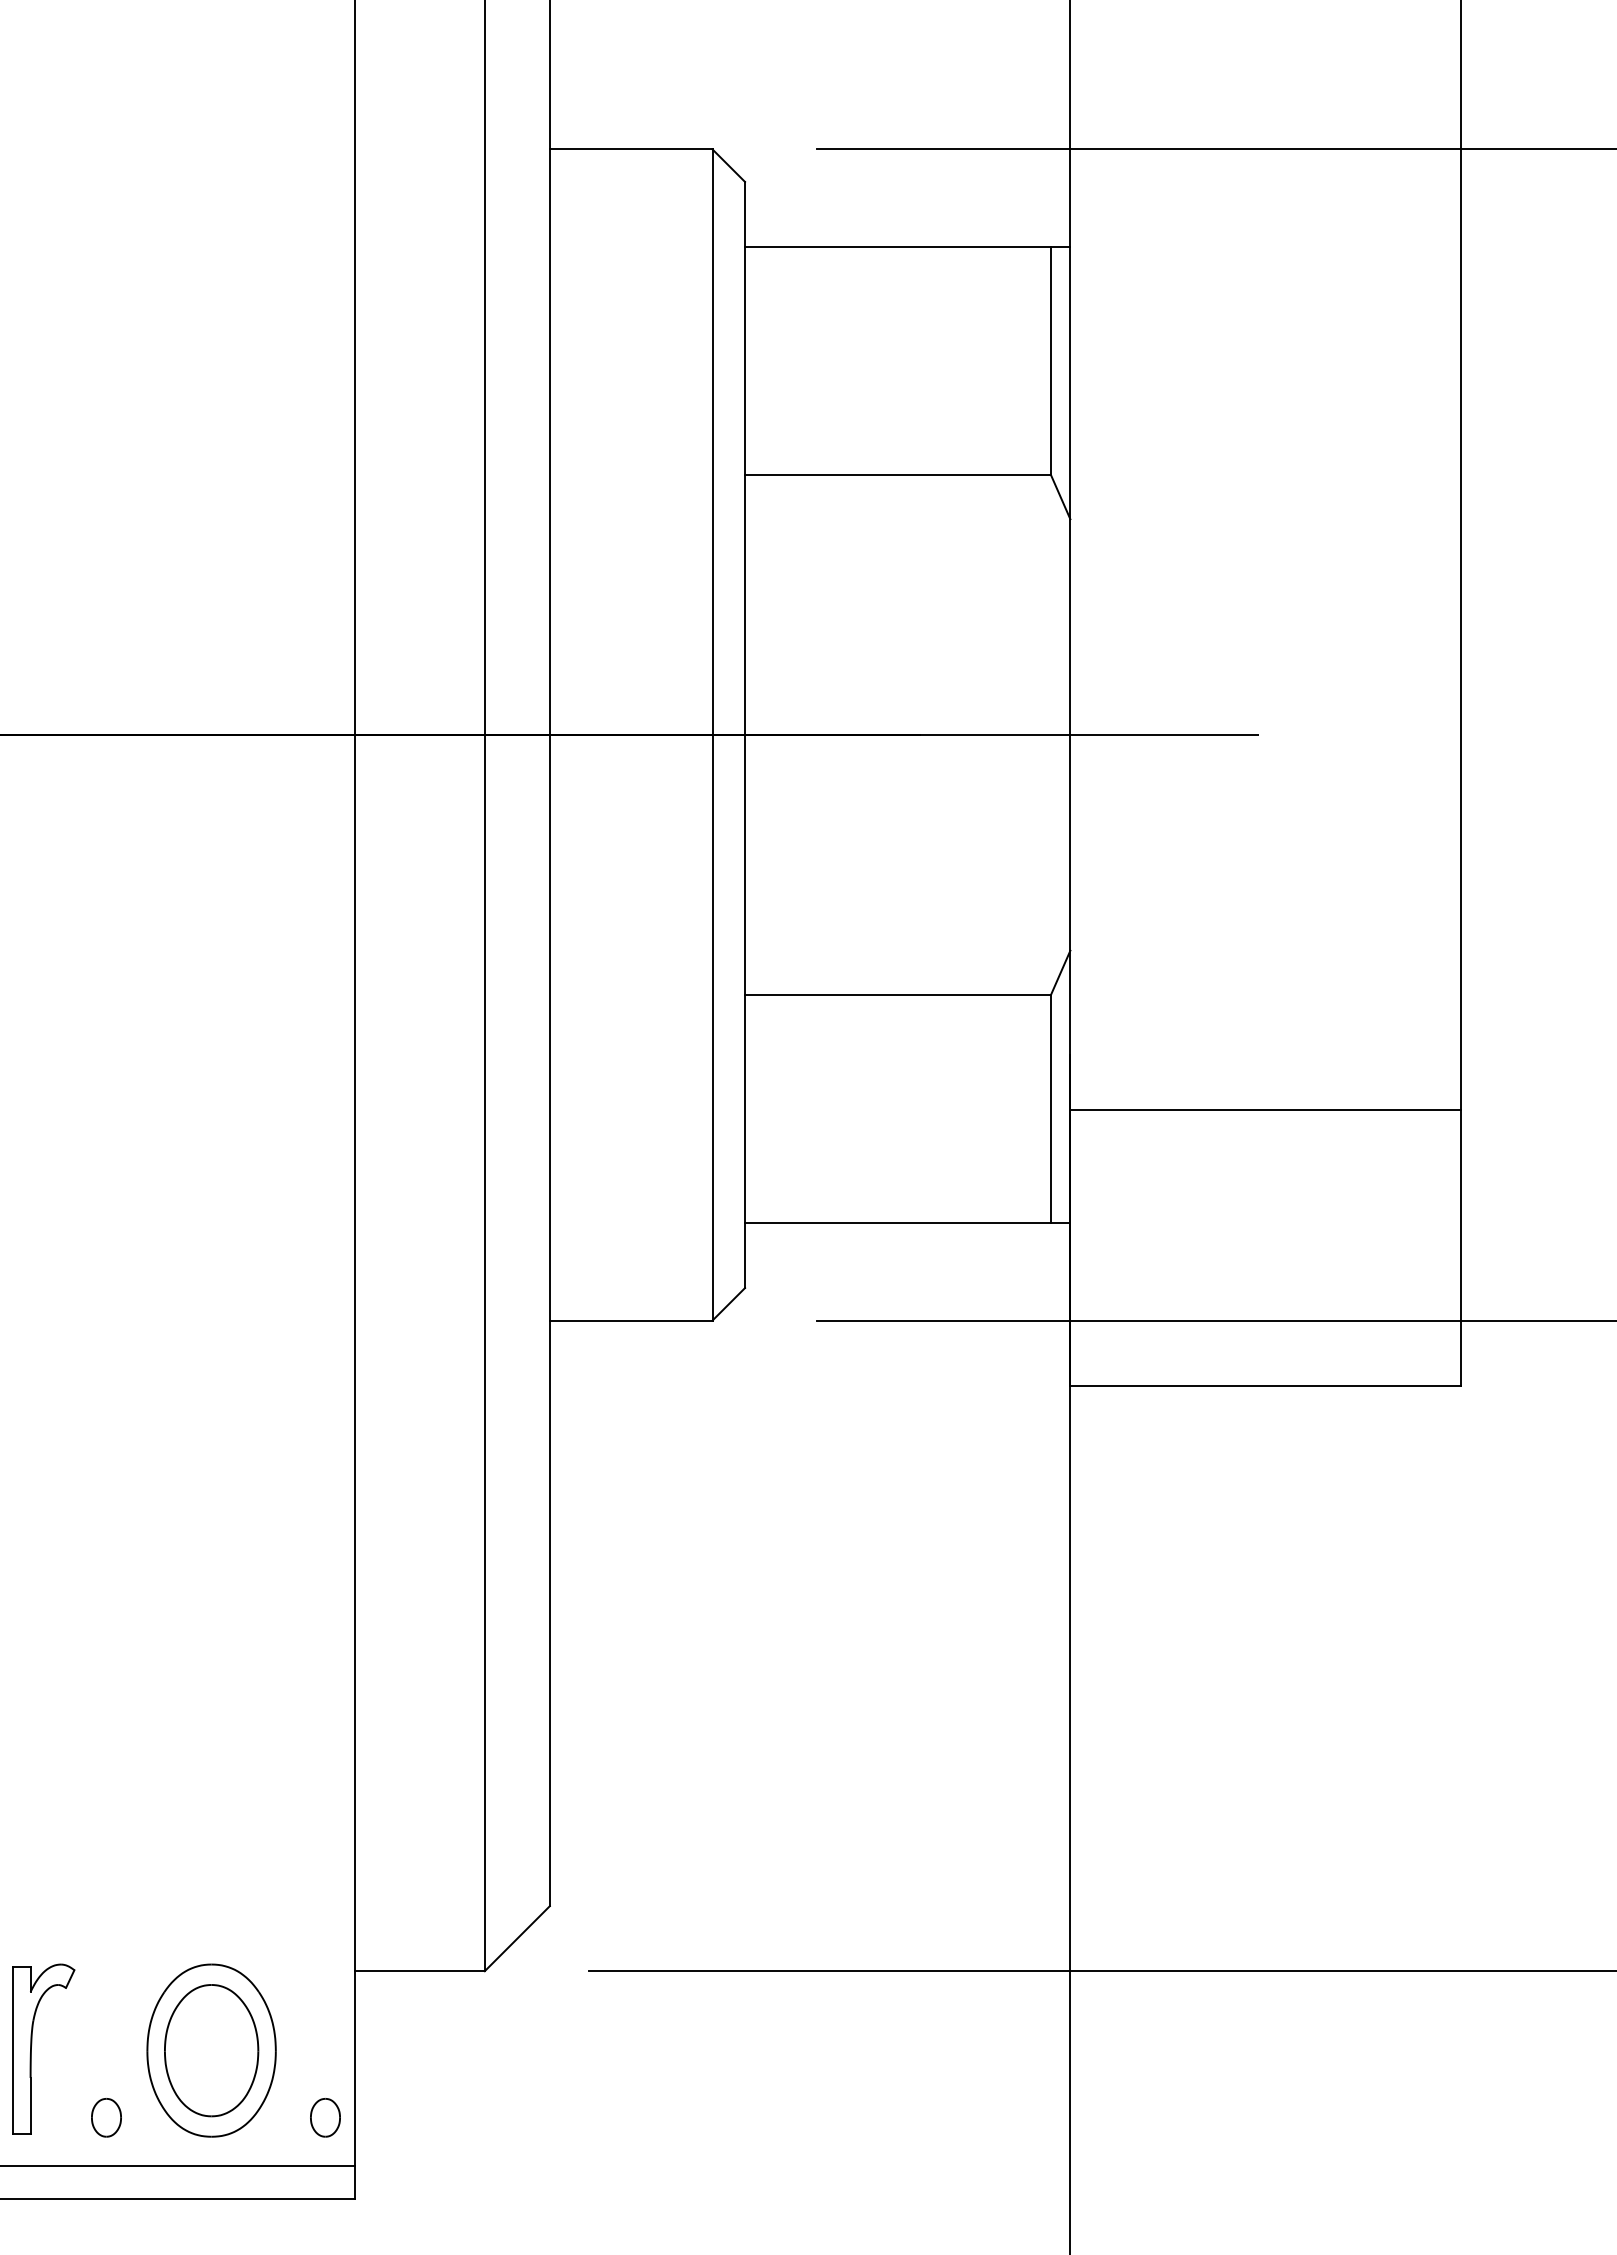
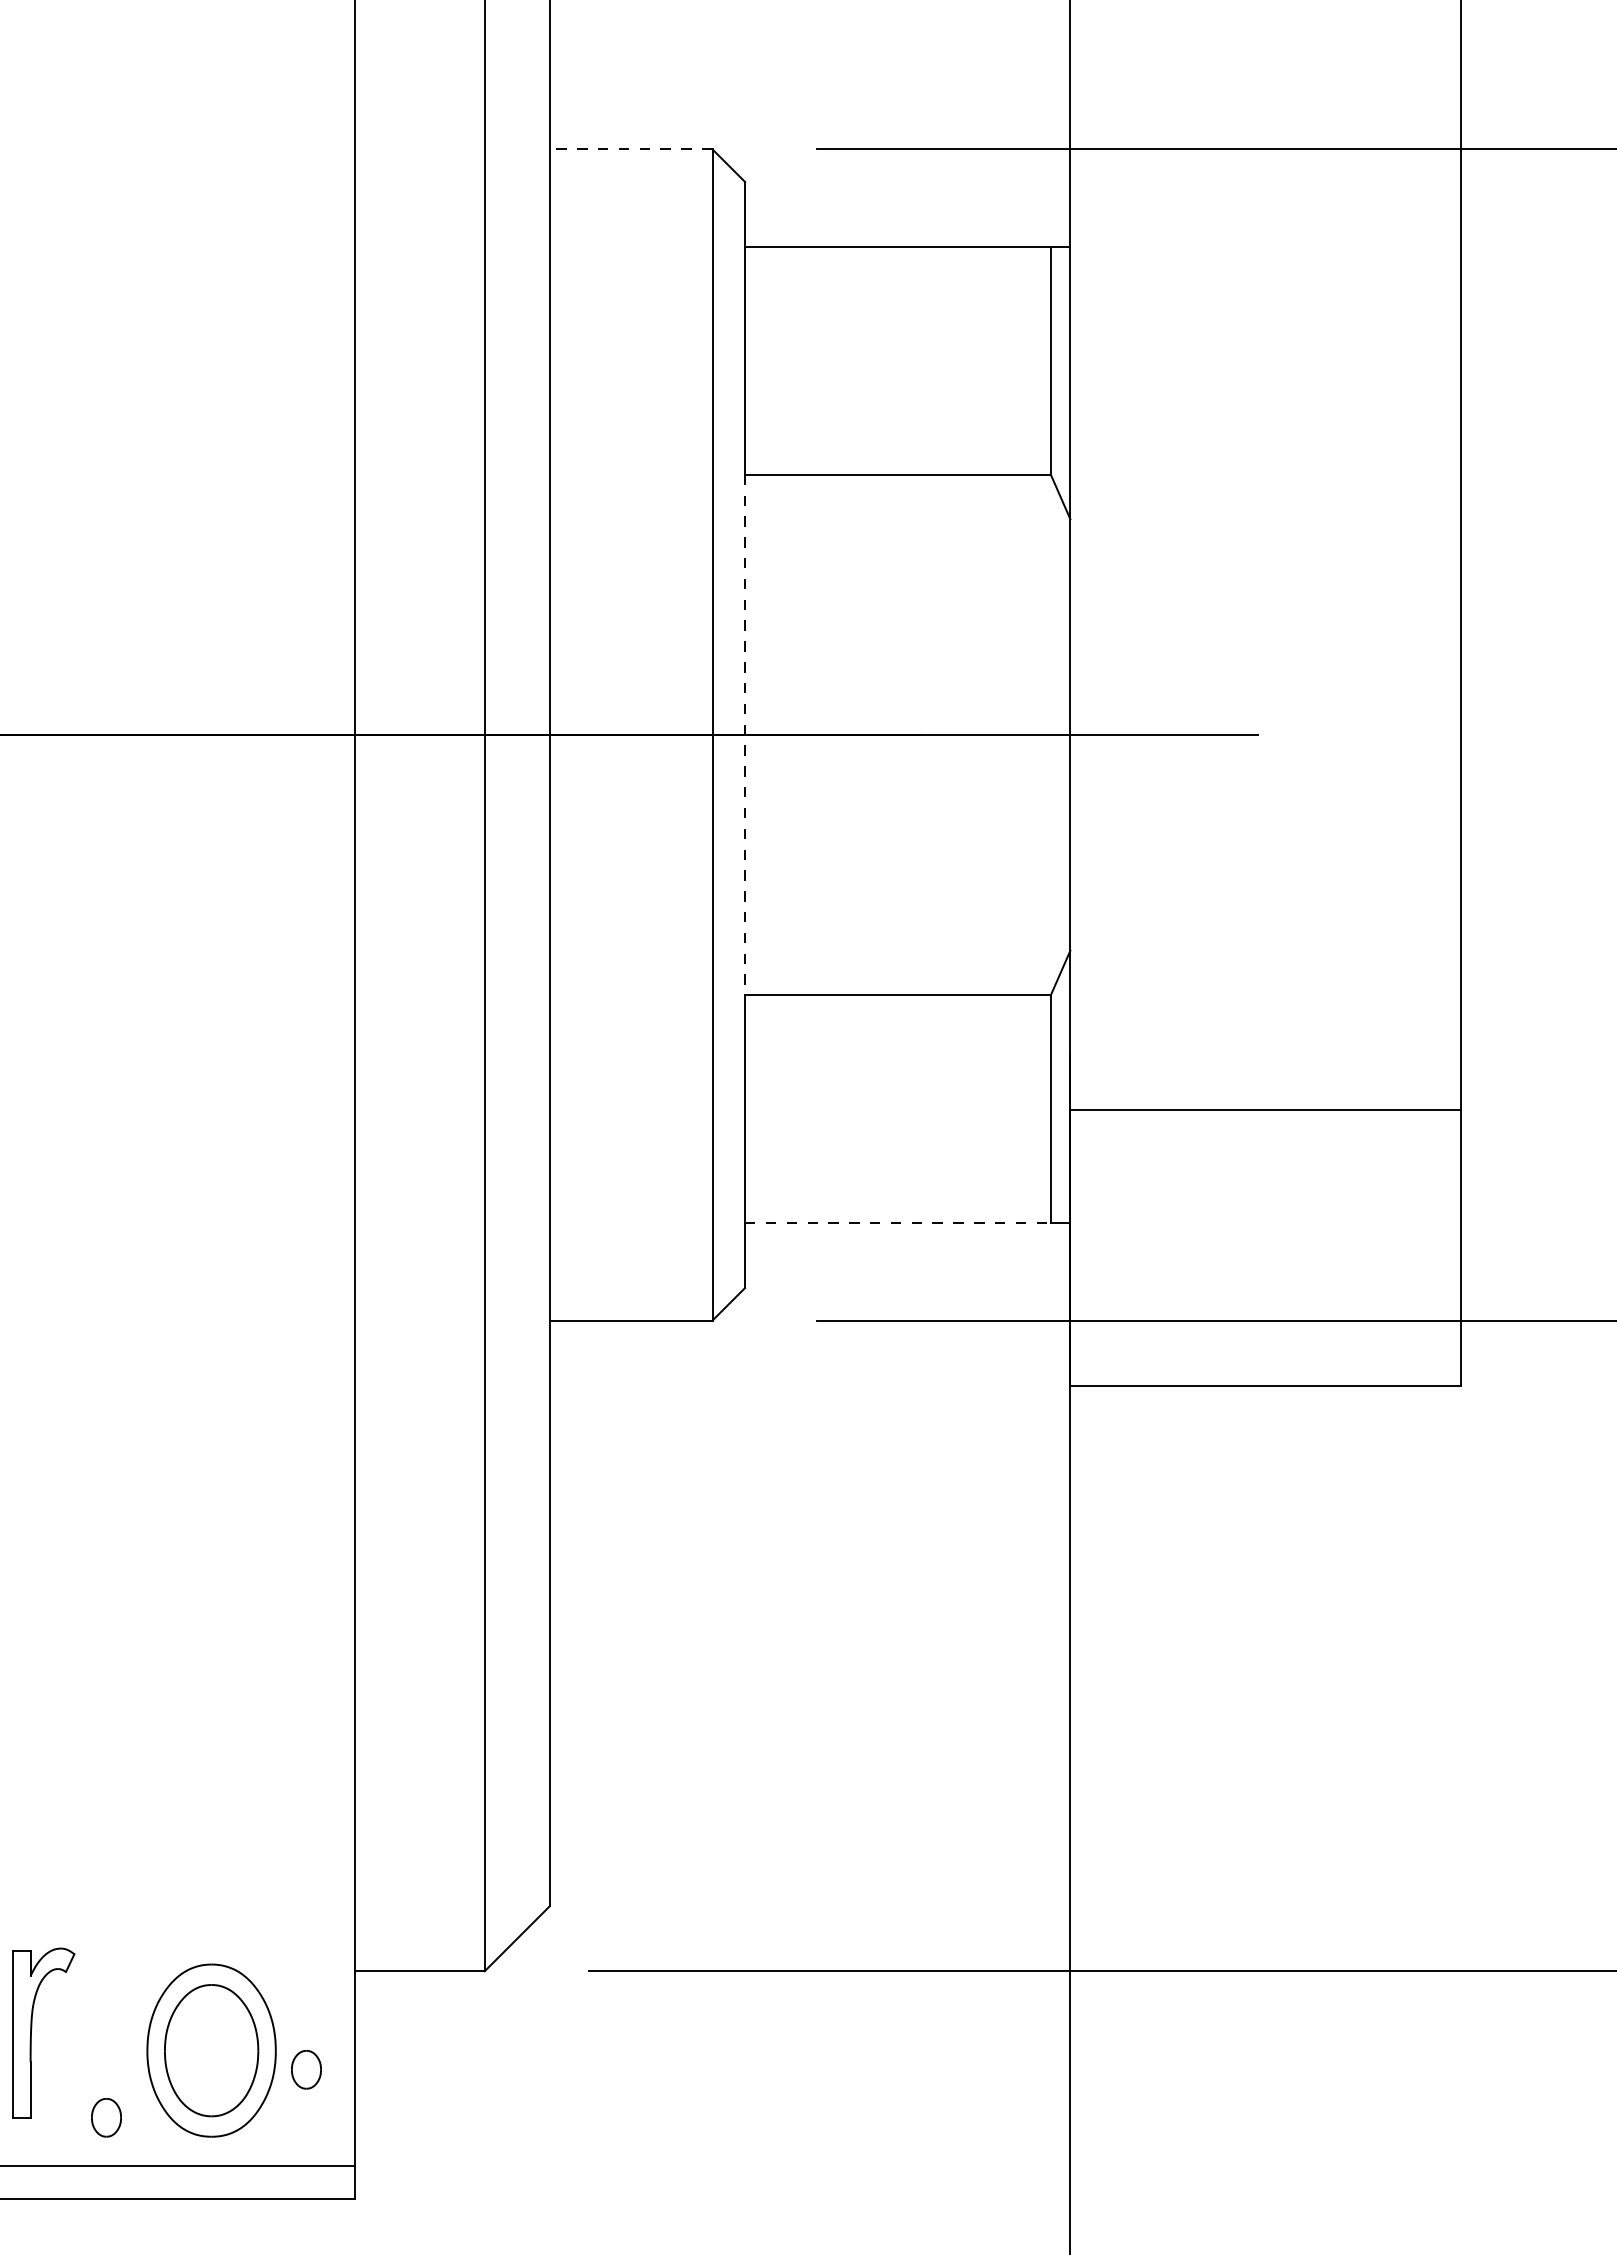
line: solid -> dashed (630, 149)
line: solid -> dashed (745, 735)
line: solid -> dashed (897, 1222)
part position: (32, 2044) -> (32, 2028) (32, 2028)
part position: (325, 2117) -> (306, 2069) (306, 2069)
